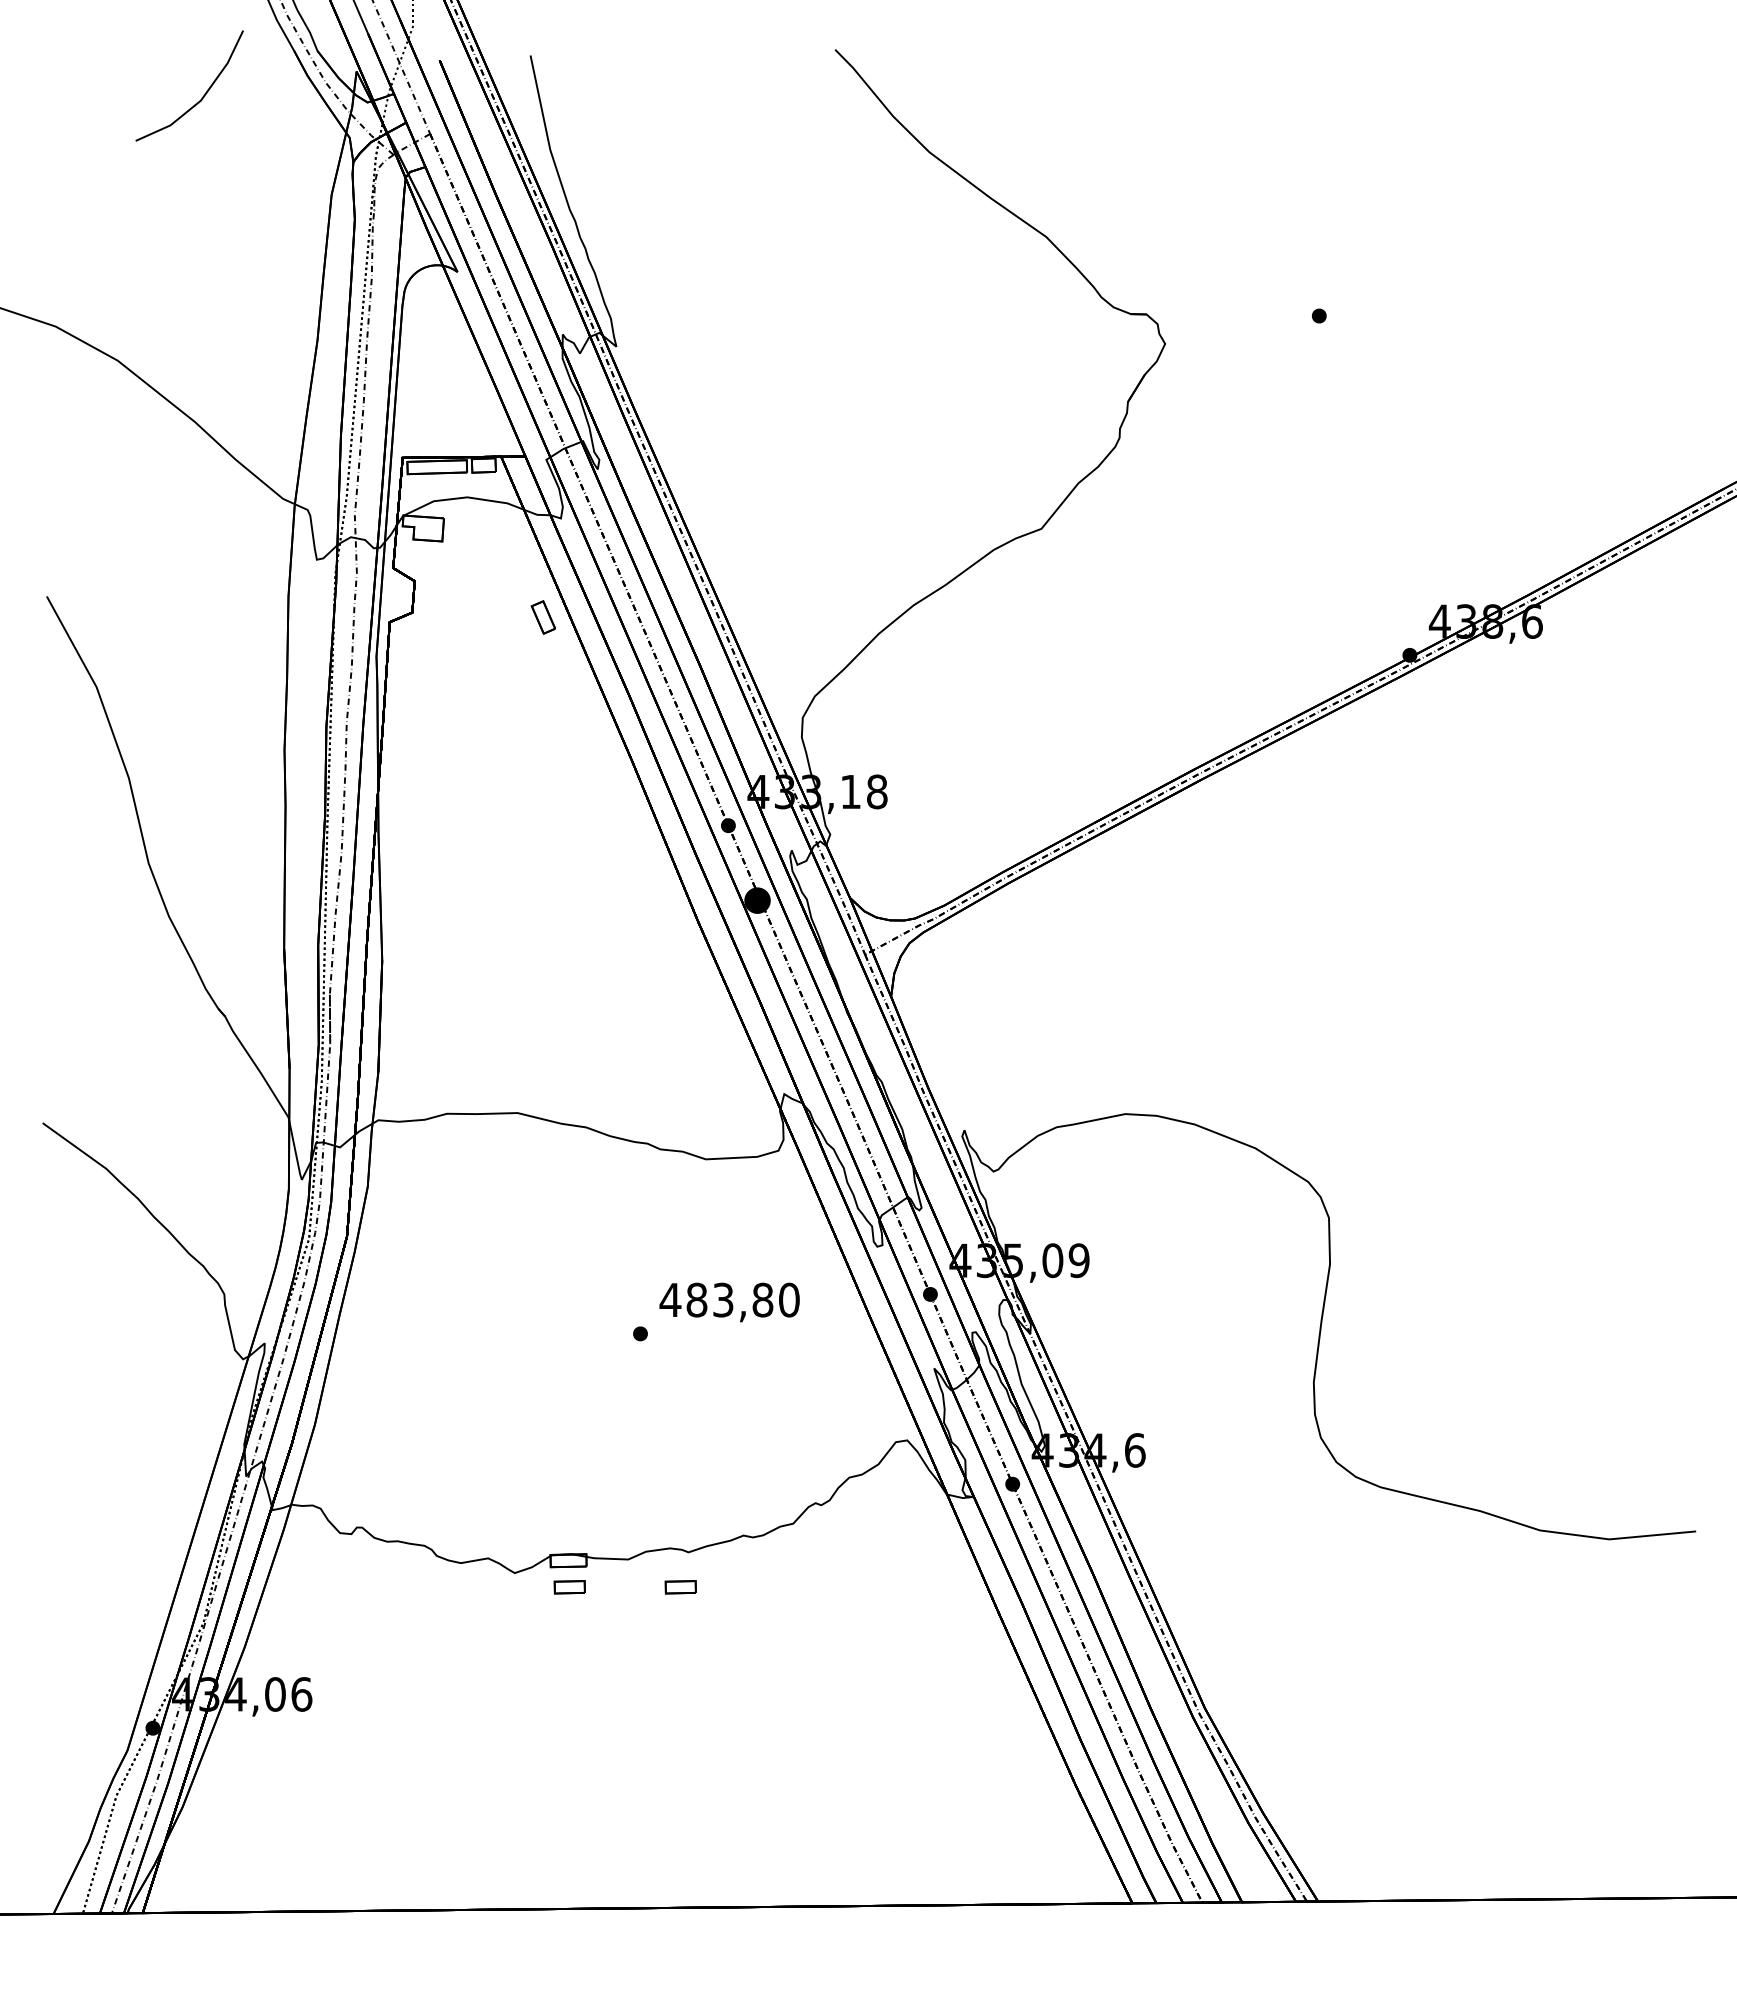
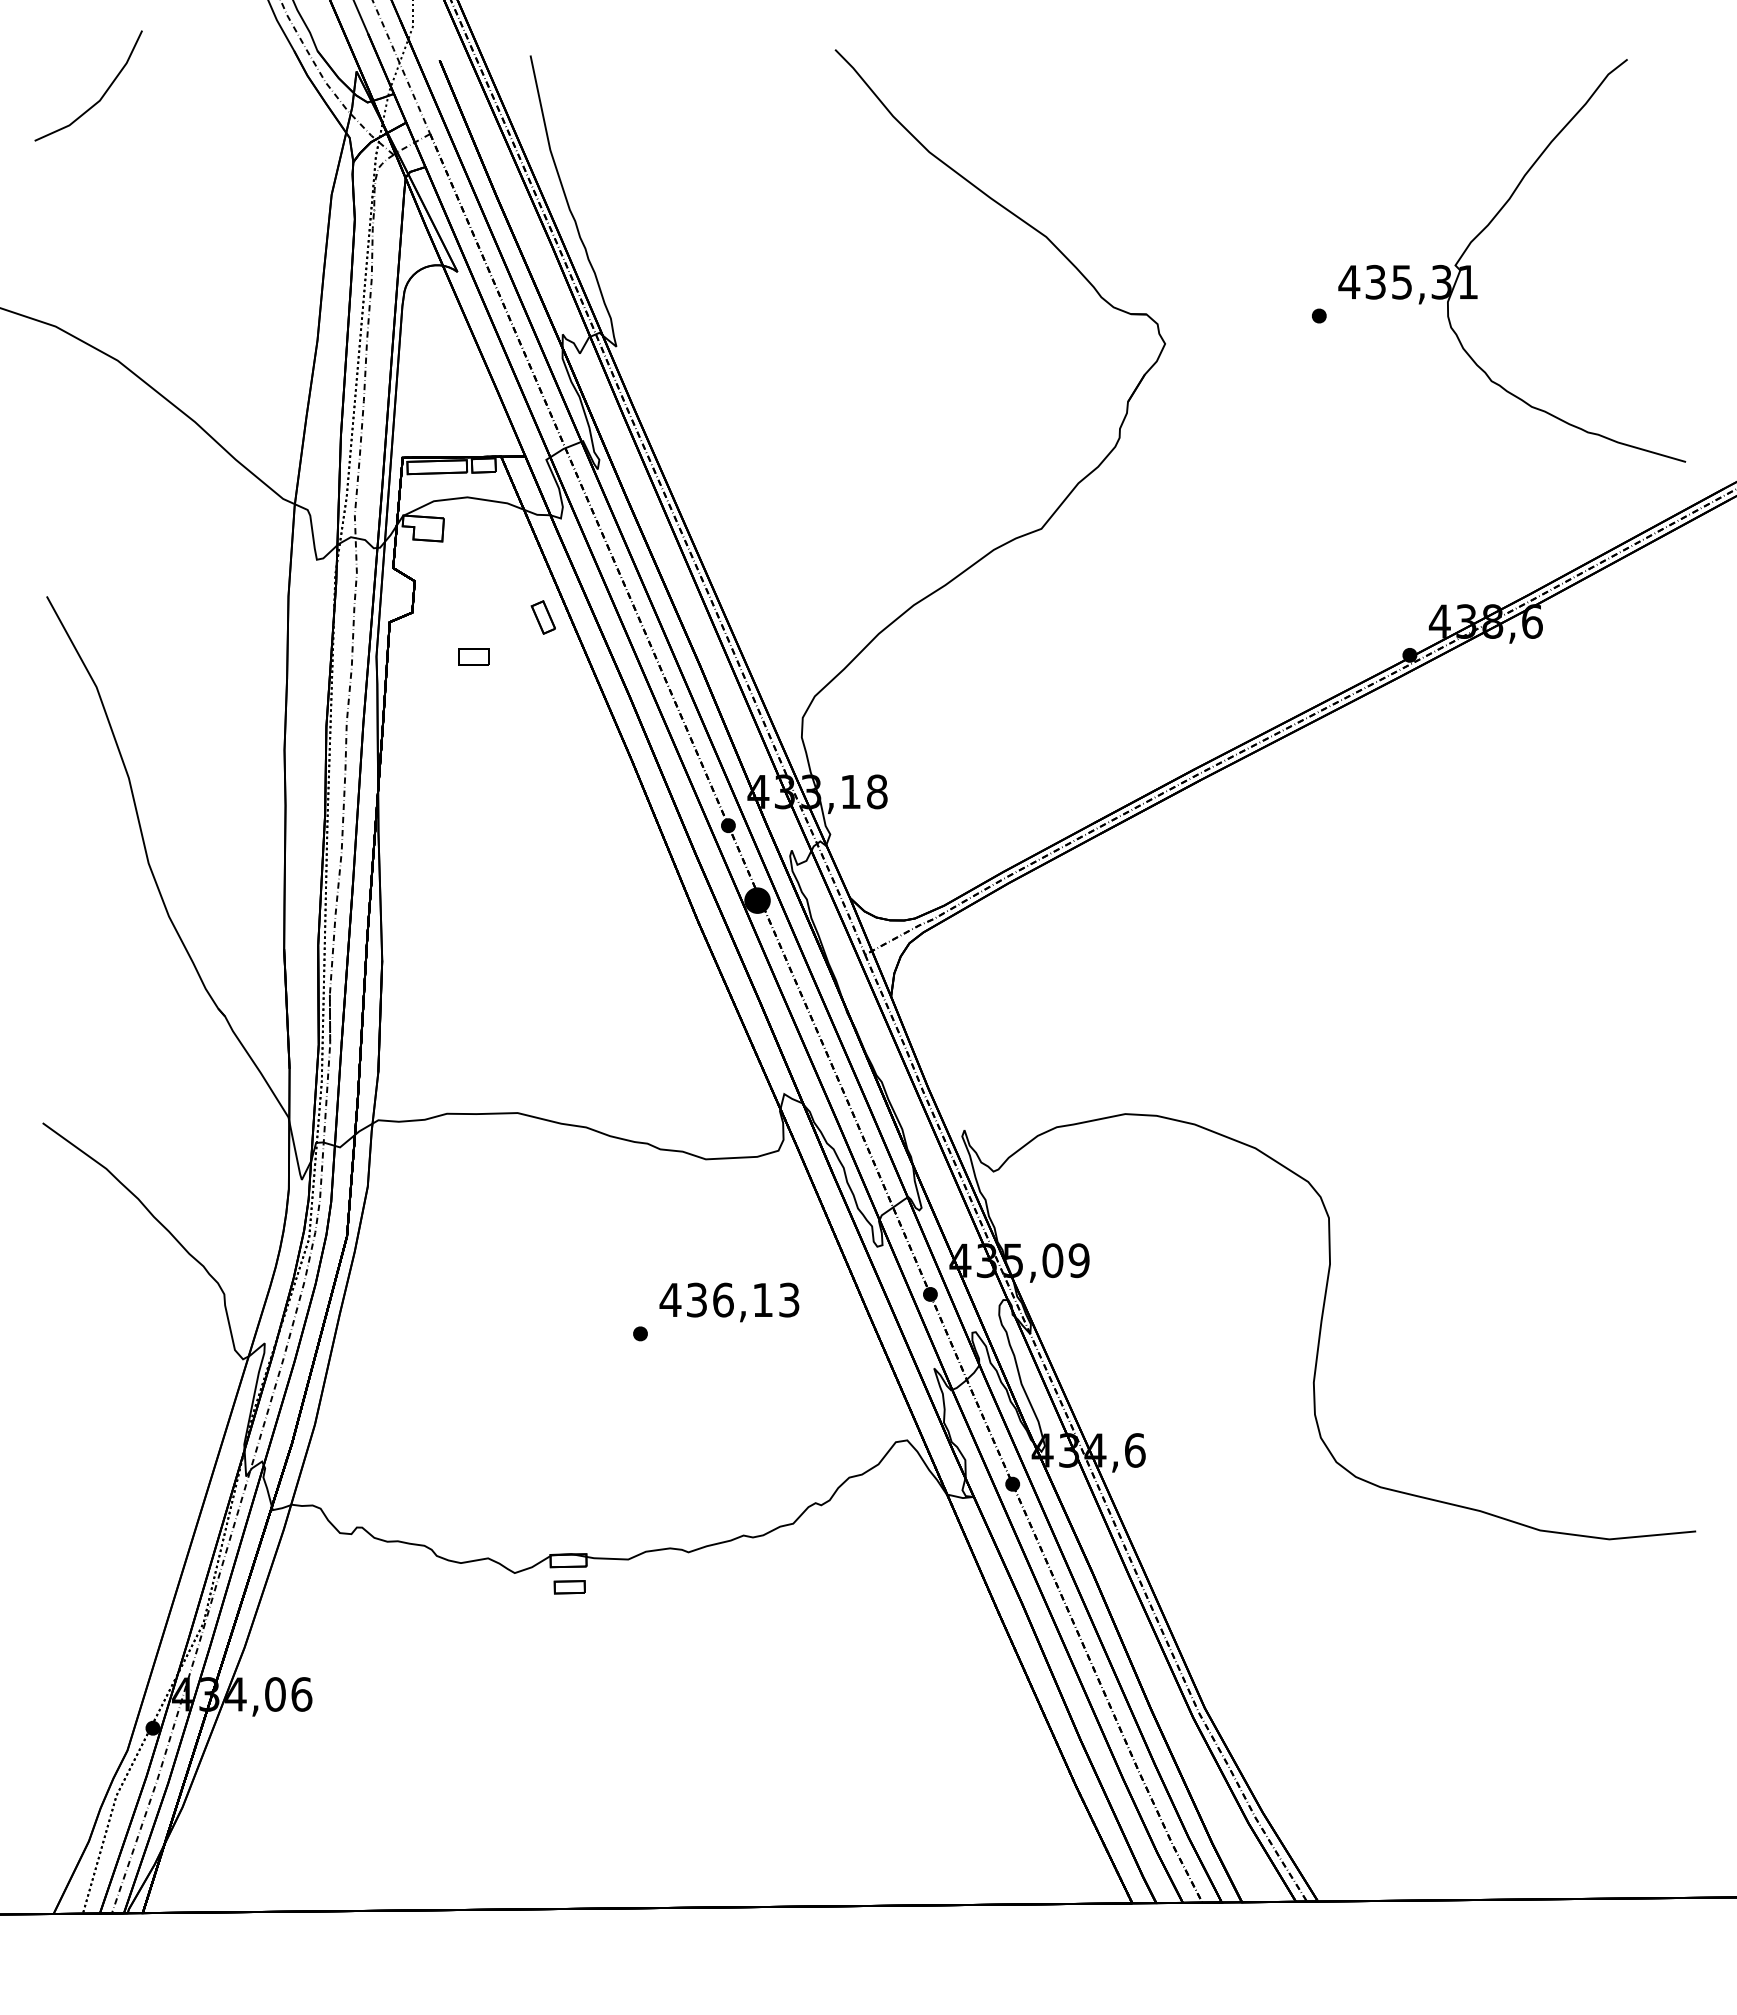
line position: (204, 93) -> (103, 93) (103, 93)
part: none -> present (1483, 231)
part: none -> present (473, 656)
text: 483,80 -> 436,13 (742, 1299)
part: present -> none (680, 1587)
